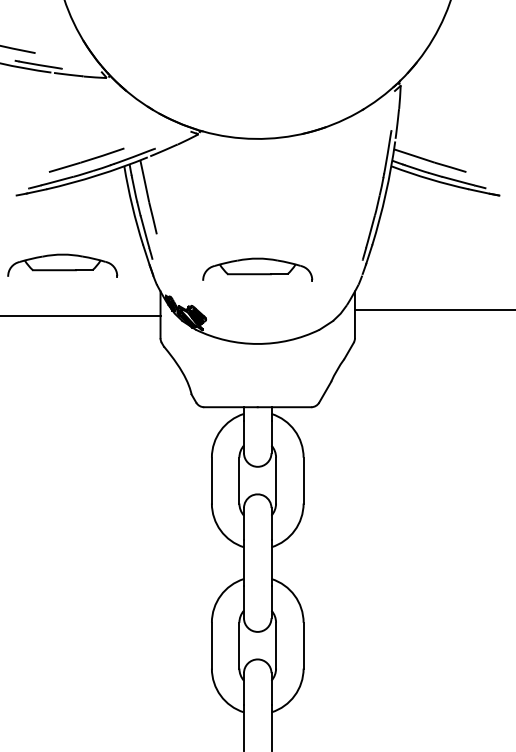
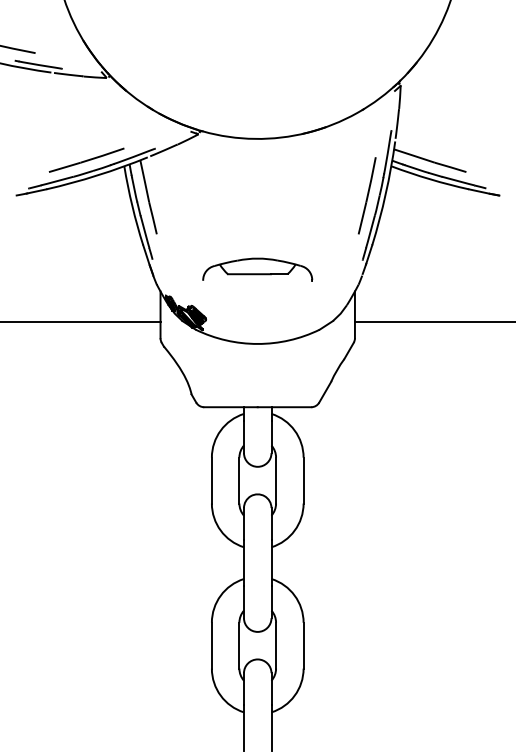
line: none -> present (366, 195)
part: present -> none (62, 265)
line position: (433, 310) -> (433, 322) (433, 322)
line position: (81, 316) -> (81, 322) (81, 322)
